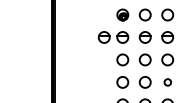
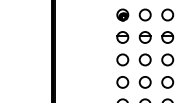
part: present -> none (103, 37)
circle size: 9x9 px -> 14x13 px (167, 82)
